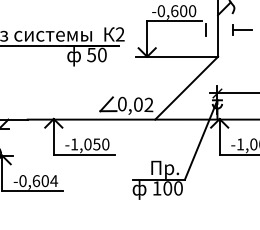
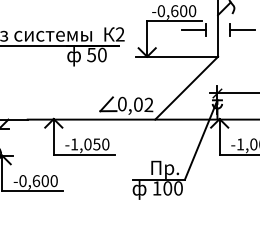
part size: 21x12 px -> 27x14 px (242, 29)
line: none -> present (193, 30)
text: -0,604 -> -0,600 (54, 181)
